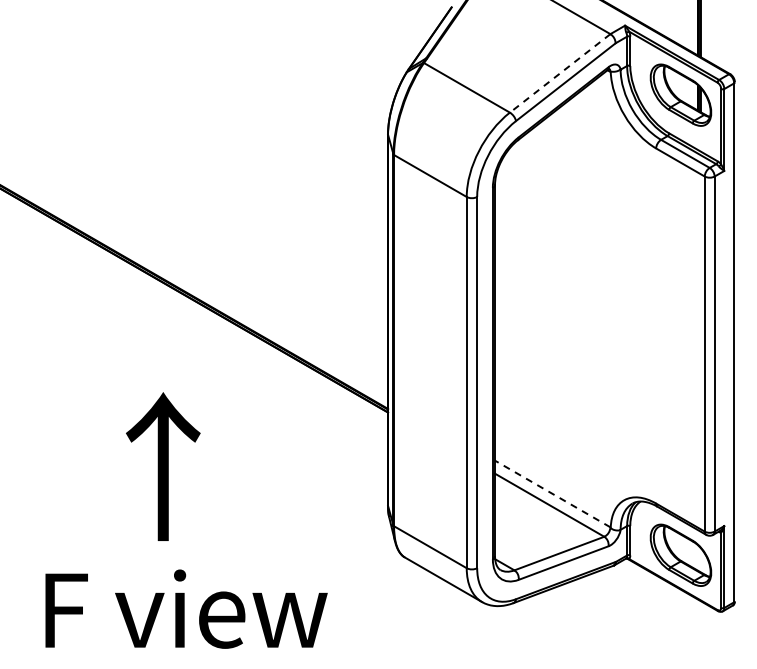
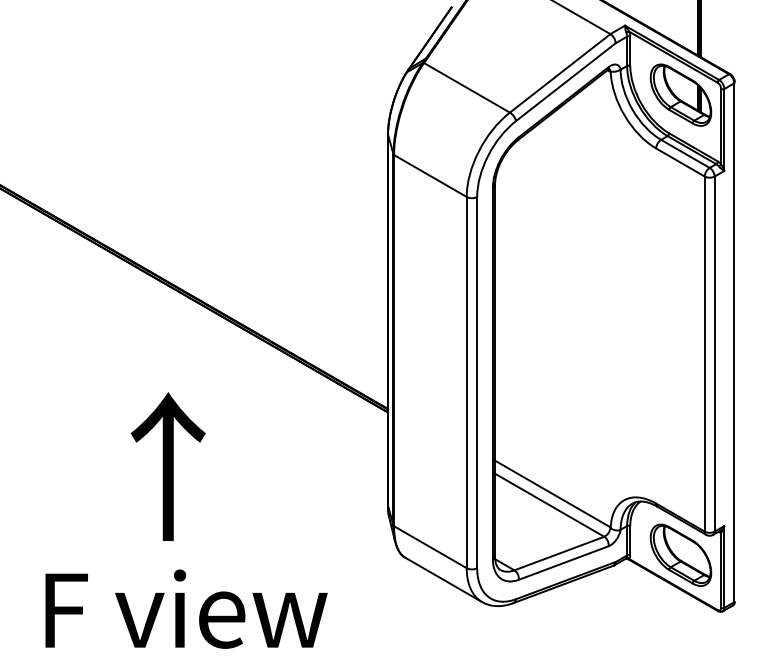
line: dashed -> solid (560, 73)
text position: (163, 466) -> (168, 466) (168, 466)
line: dashed -> solid (552, 493)
